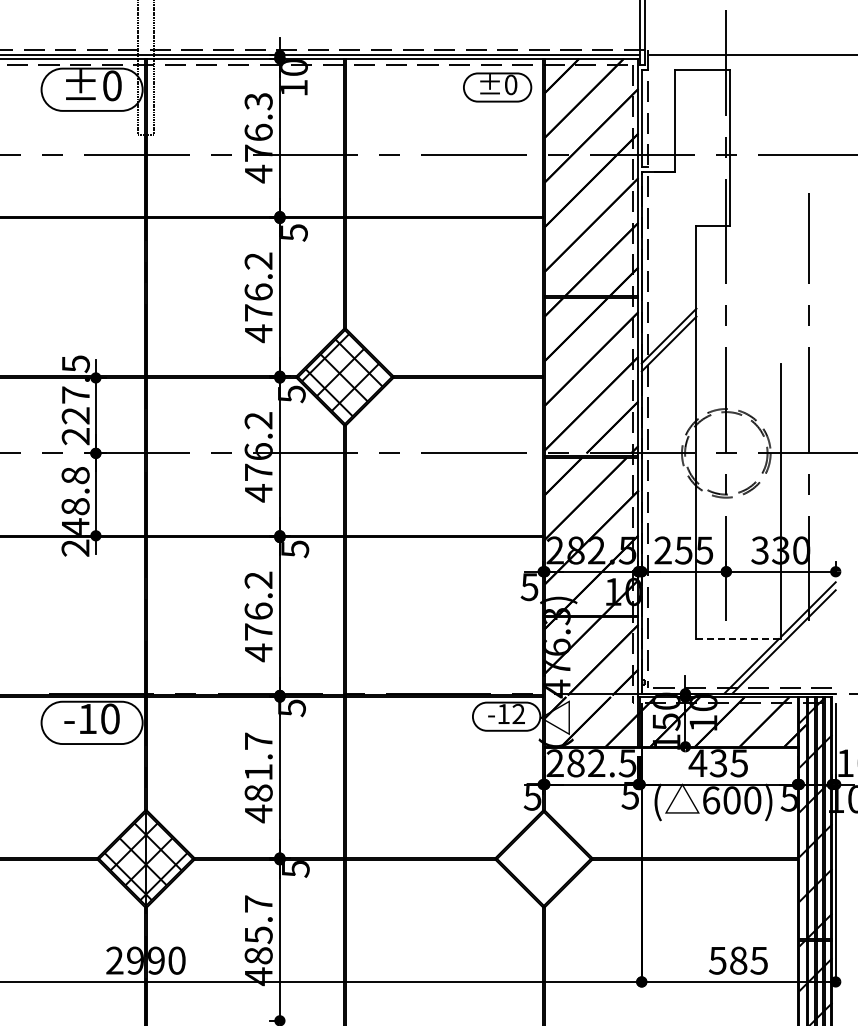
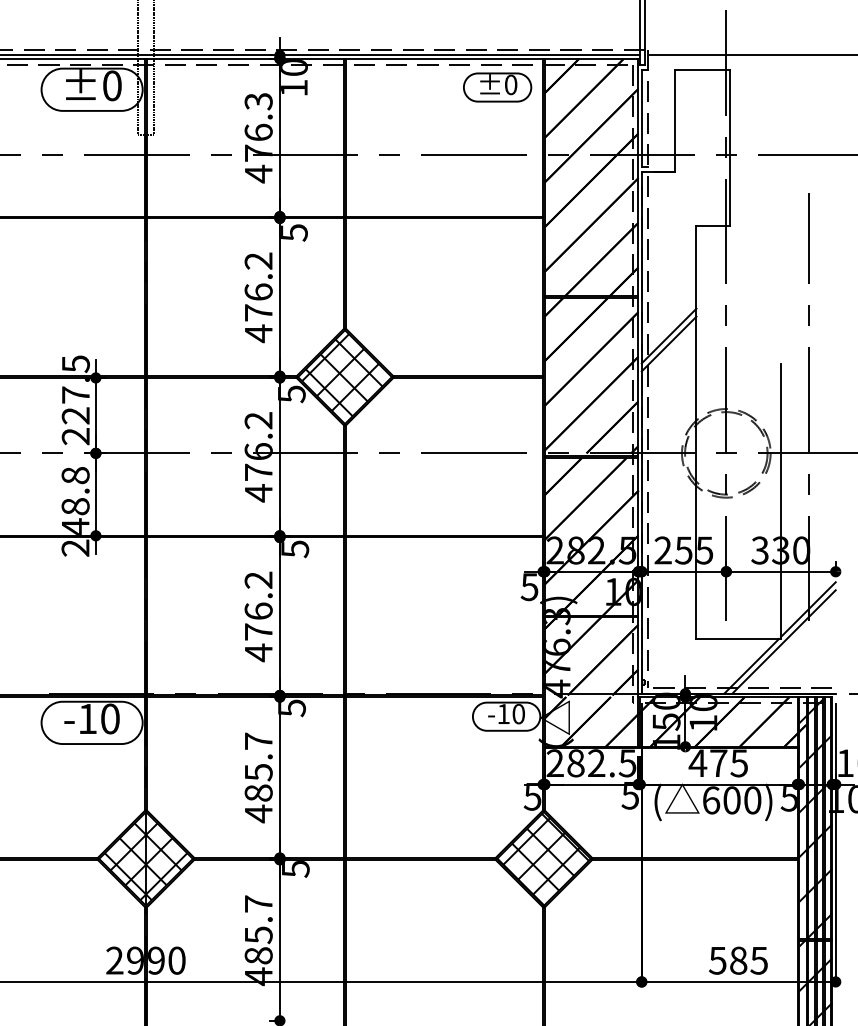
line: dashed -> solid (739, 639)
text: -12 -> -10 (518, 714)
text: 435 -> 475 (718, 763)
text: 481.7 -> 485.7 (258, 772)
hatch: none -> present (542, 859)
